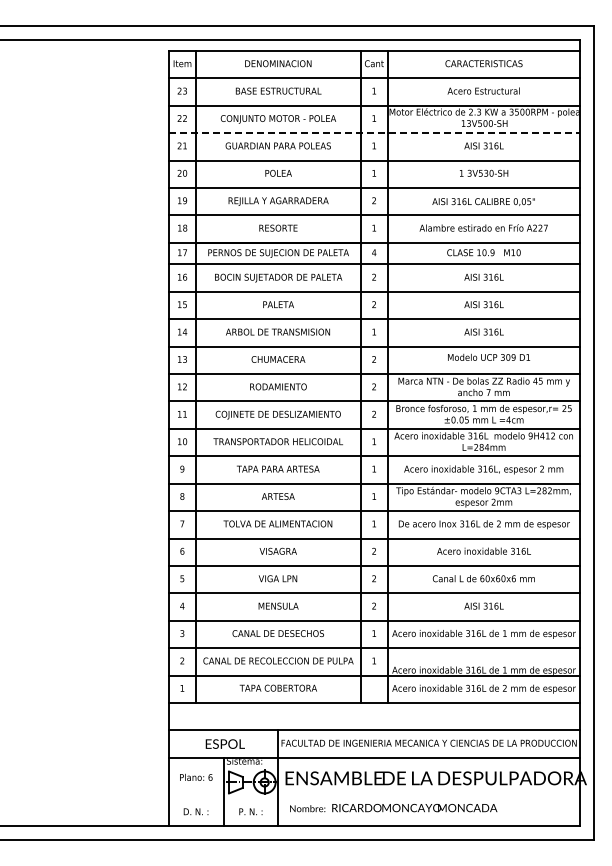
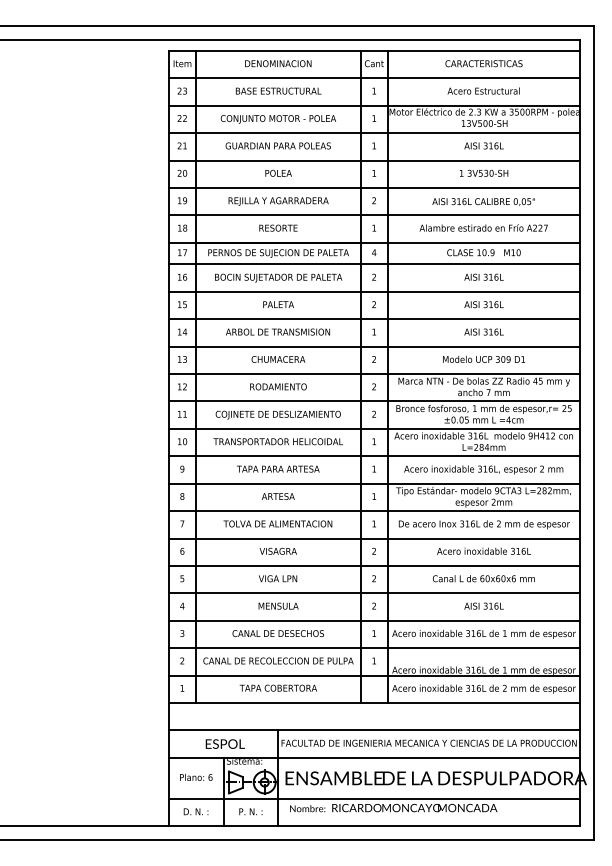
line: dashed -> solid (374, 133)
text position: (489, 356) -> (484, 358) (484, 358)
line: none -> present (373, 798)
